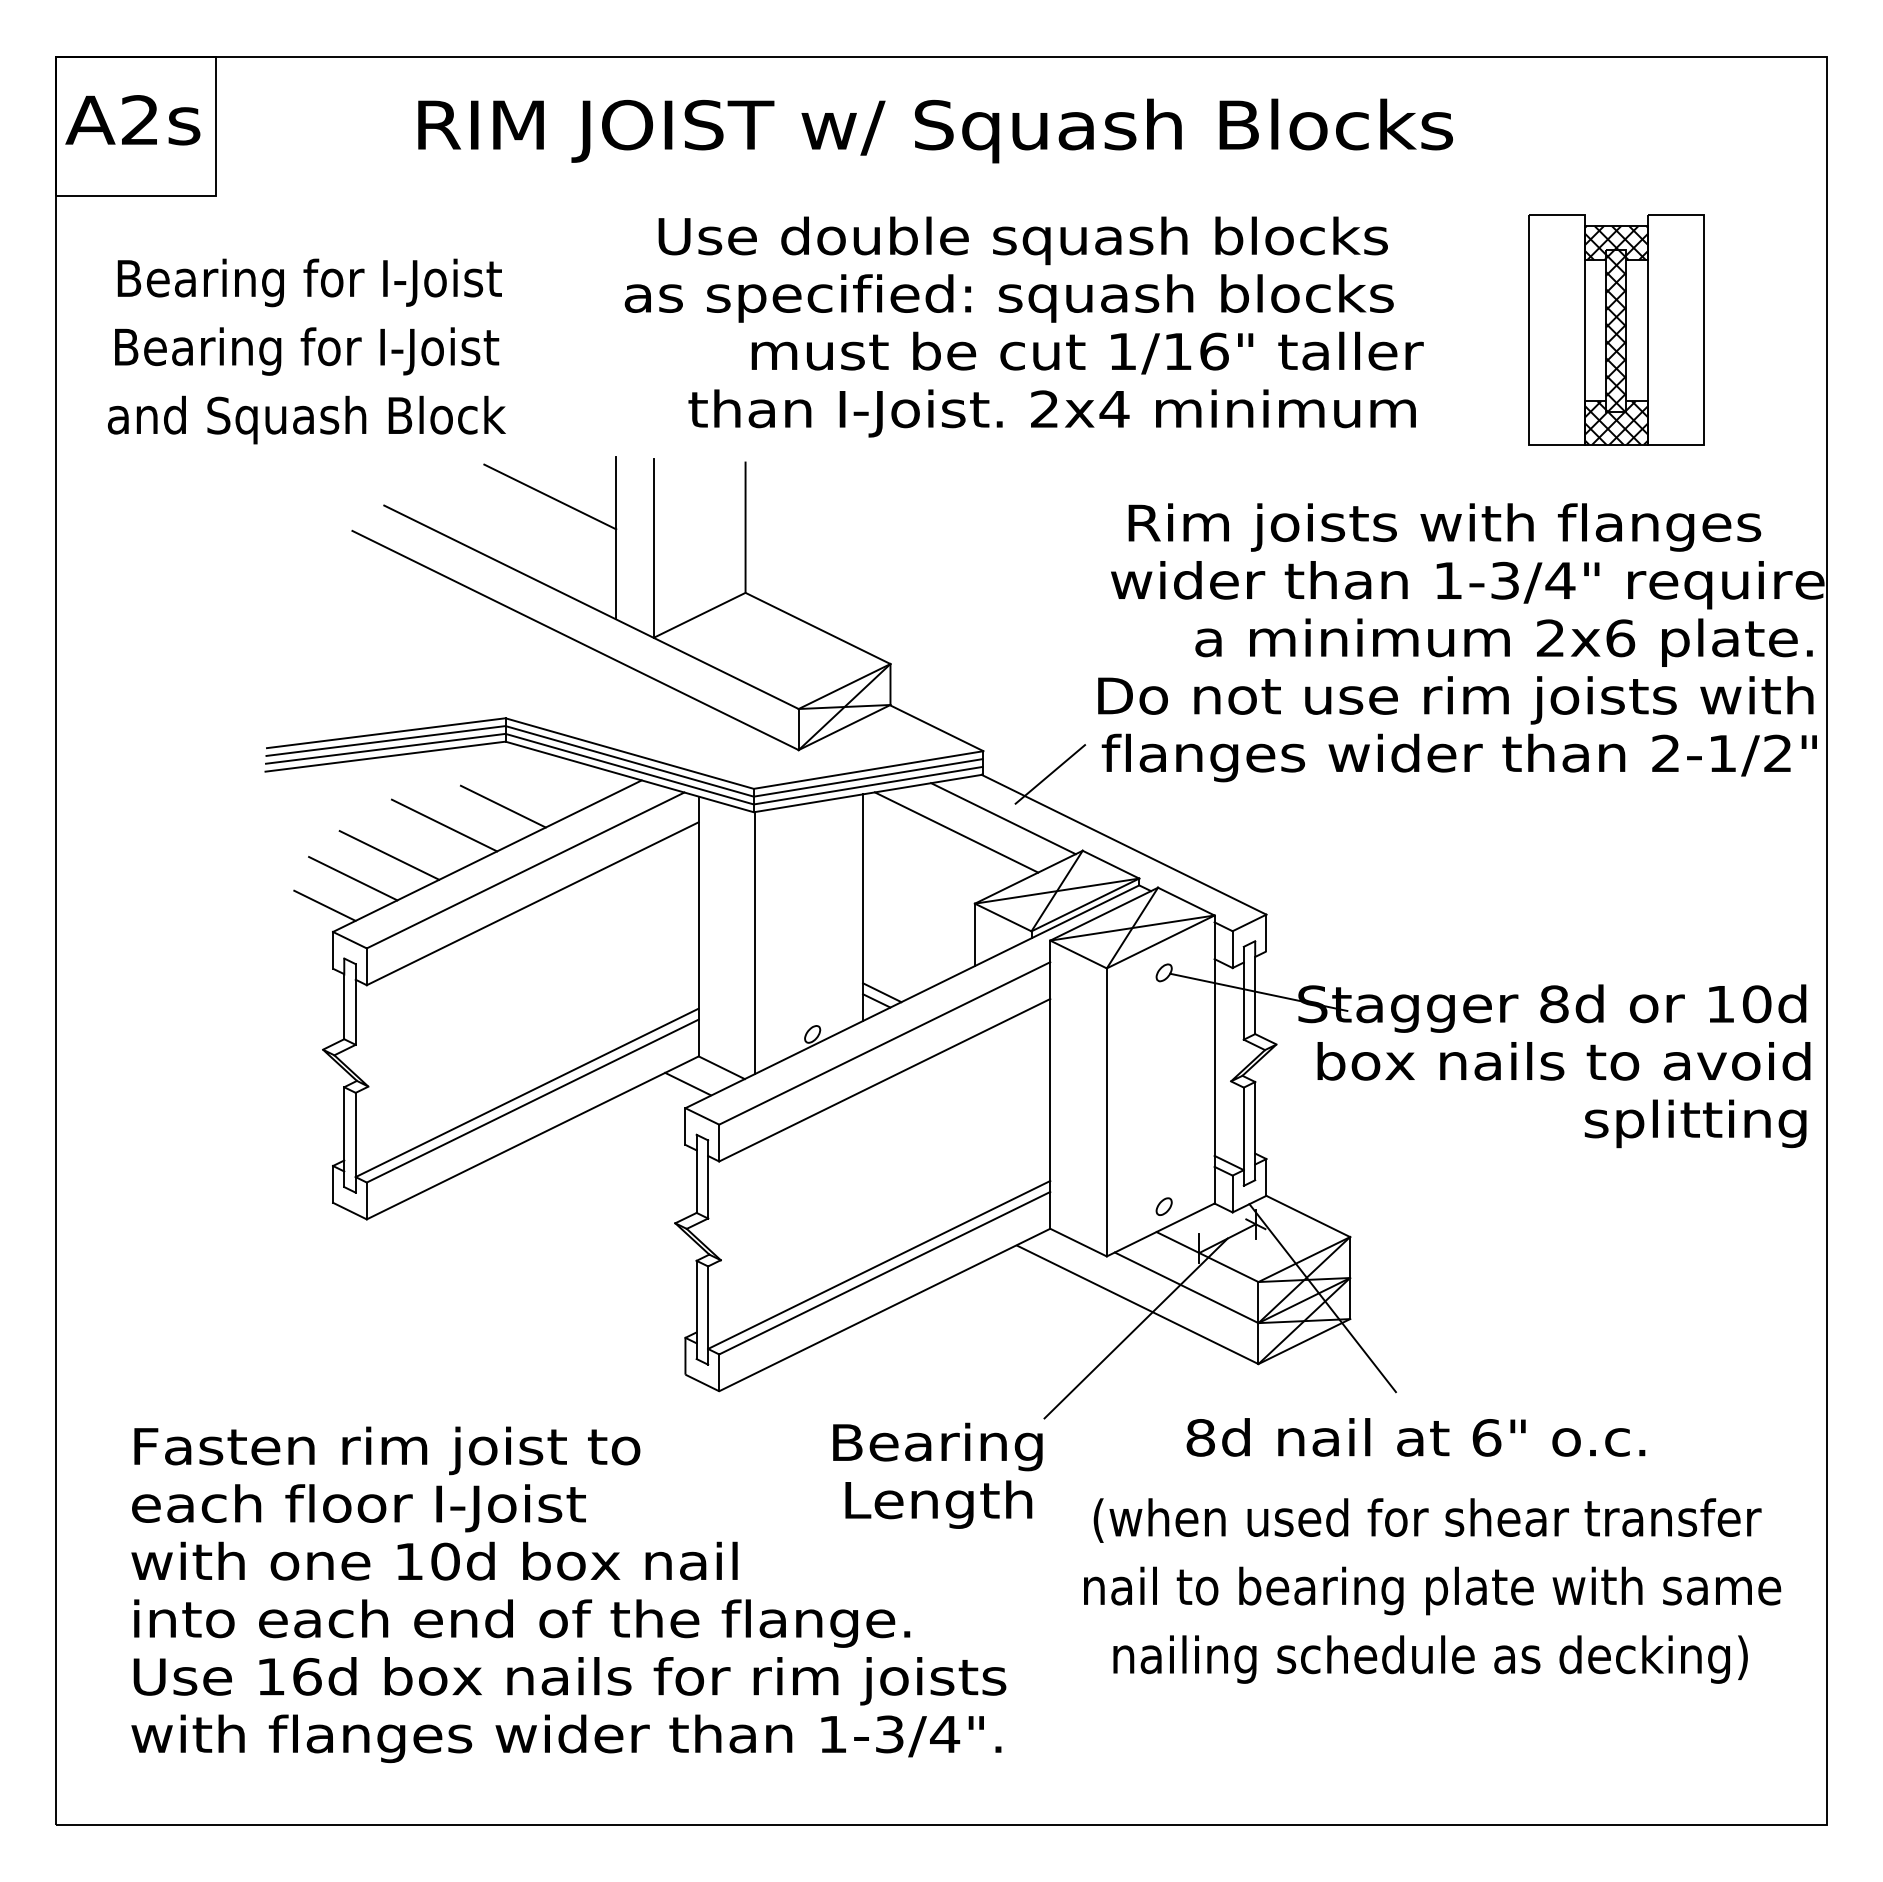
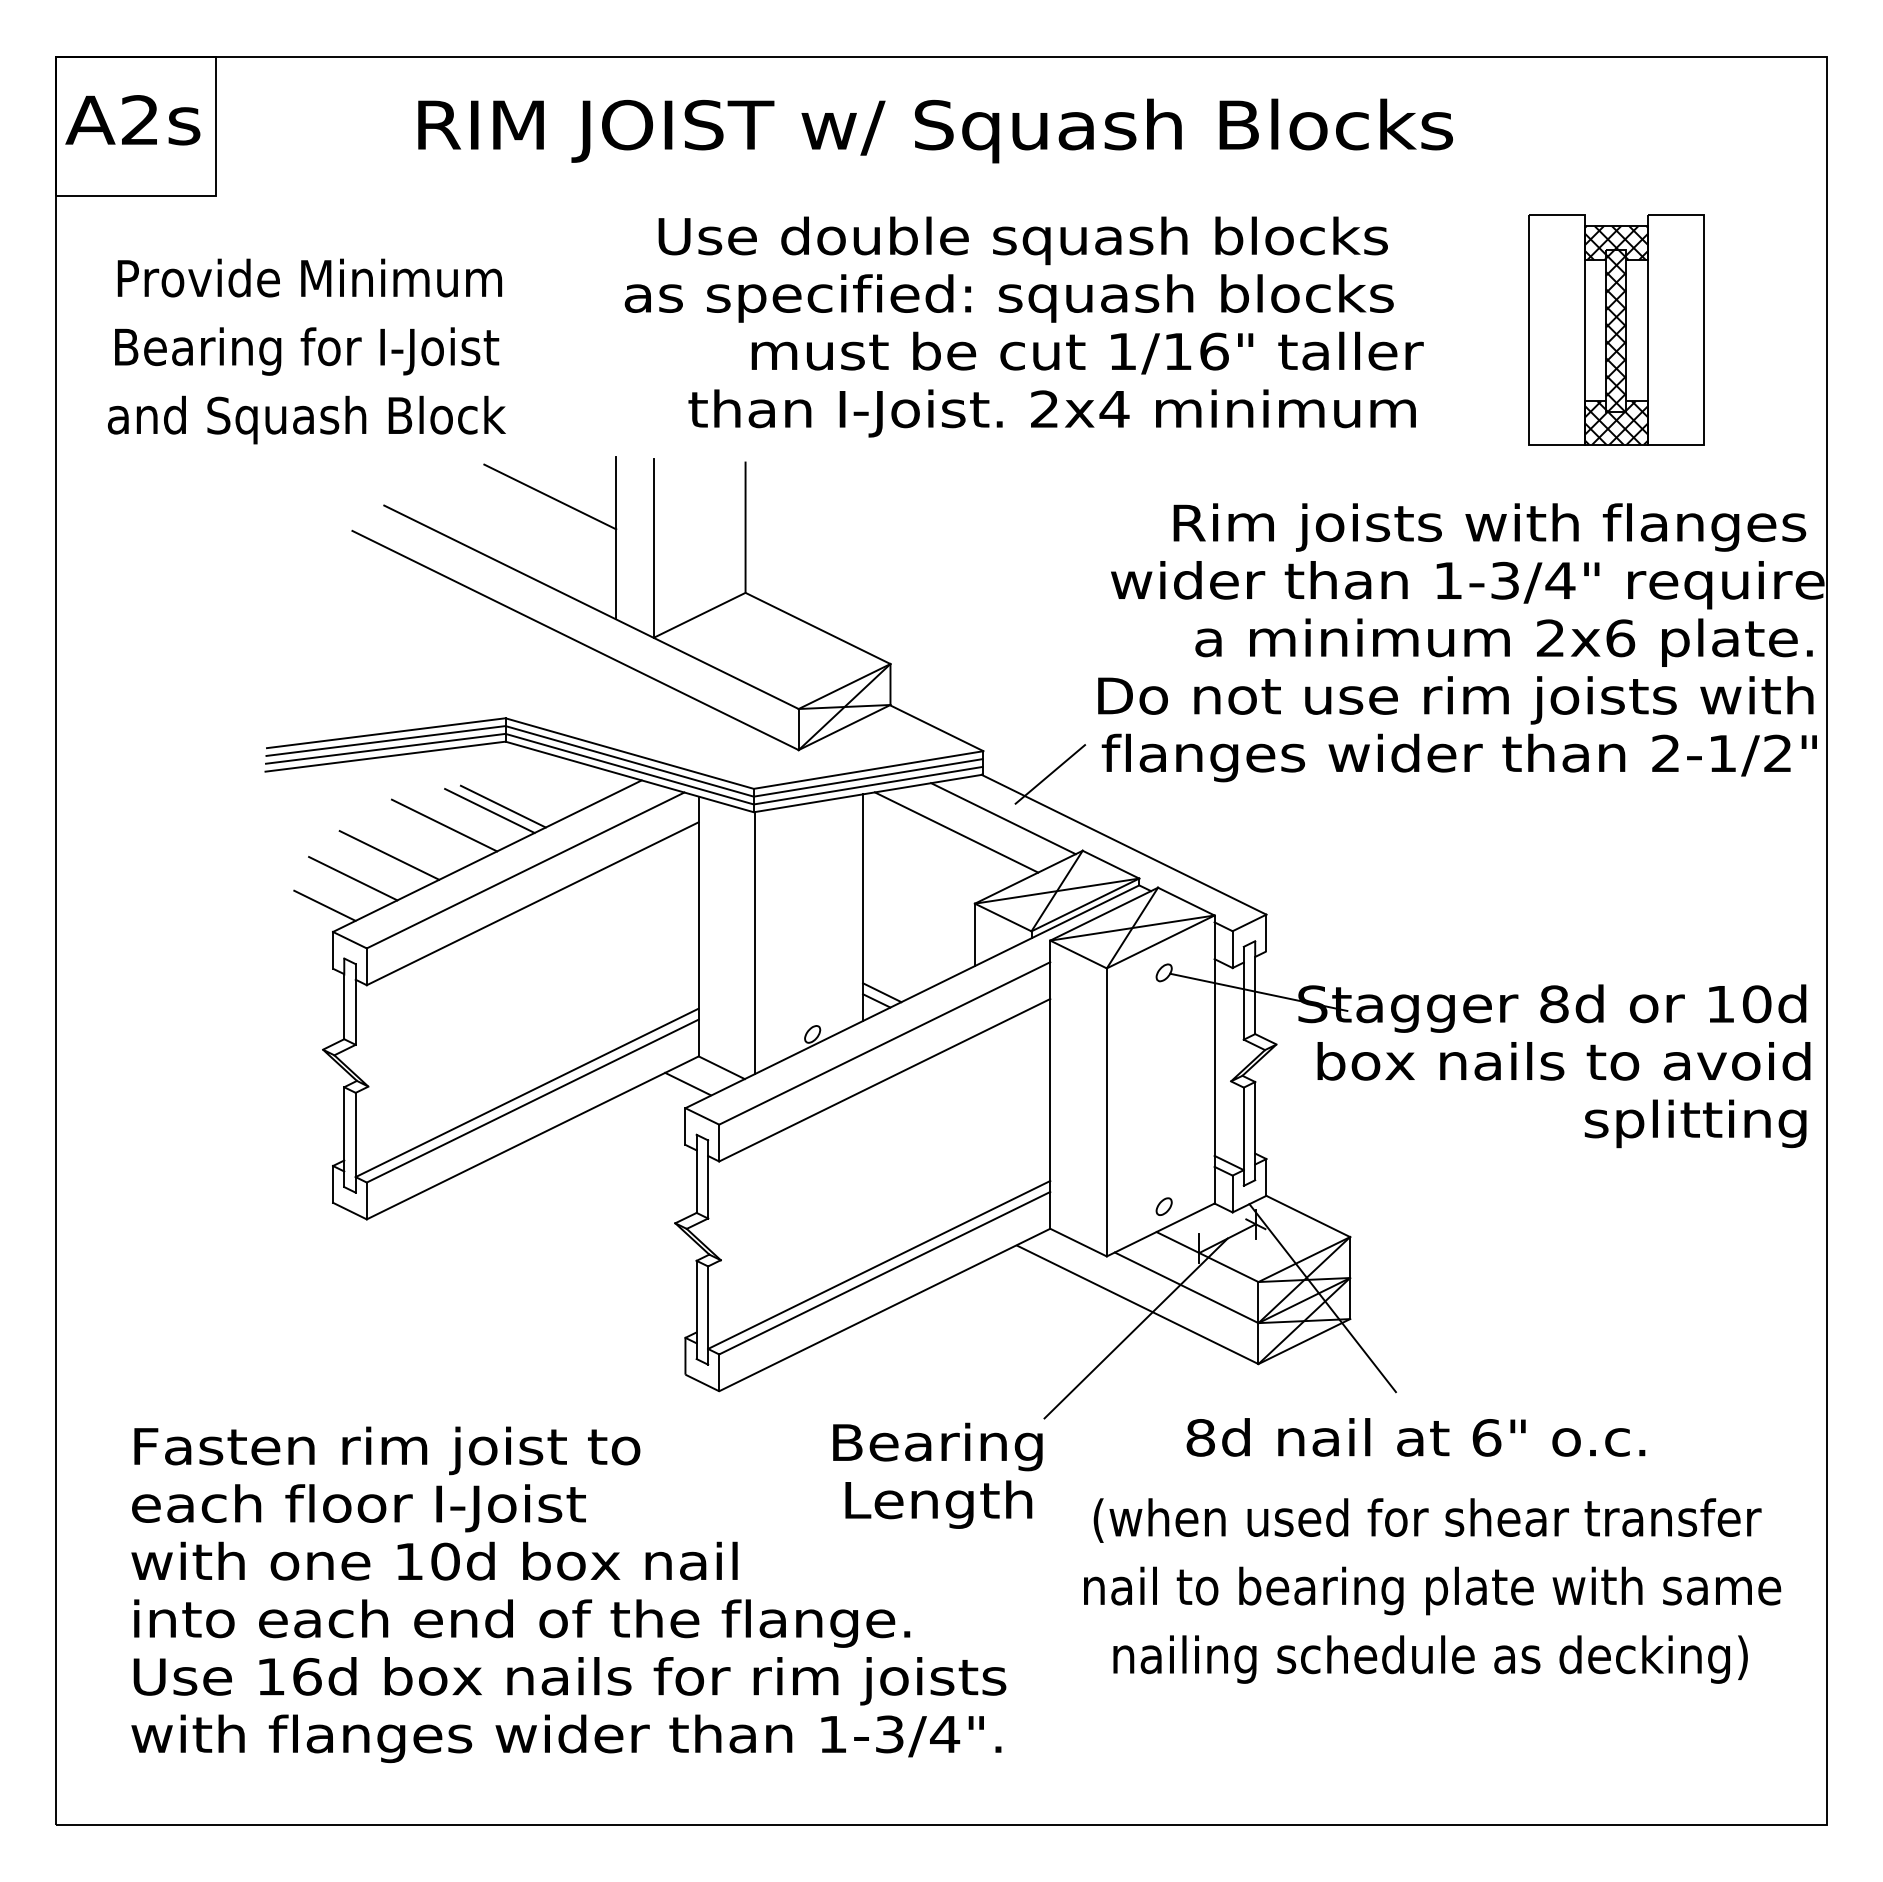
text: Bearing for I-Joist -> Provide Minimum (312, 282)
text position: (1444, 527) -> (1489, 527) (1489, 527)
line: none -> present (489, 810)
